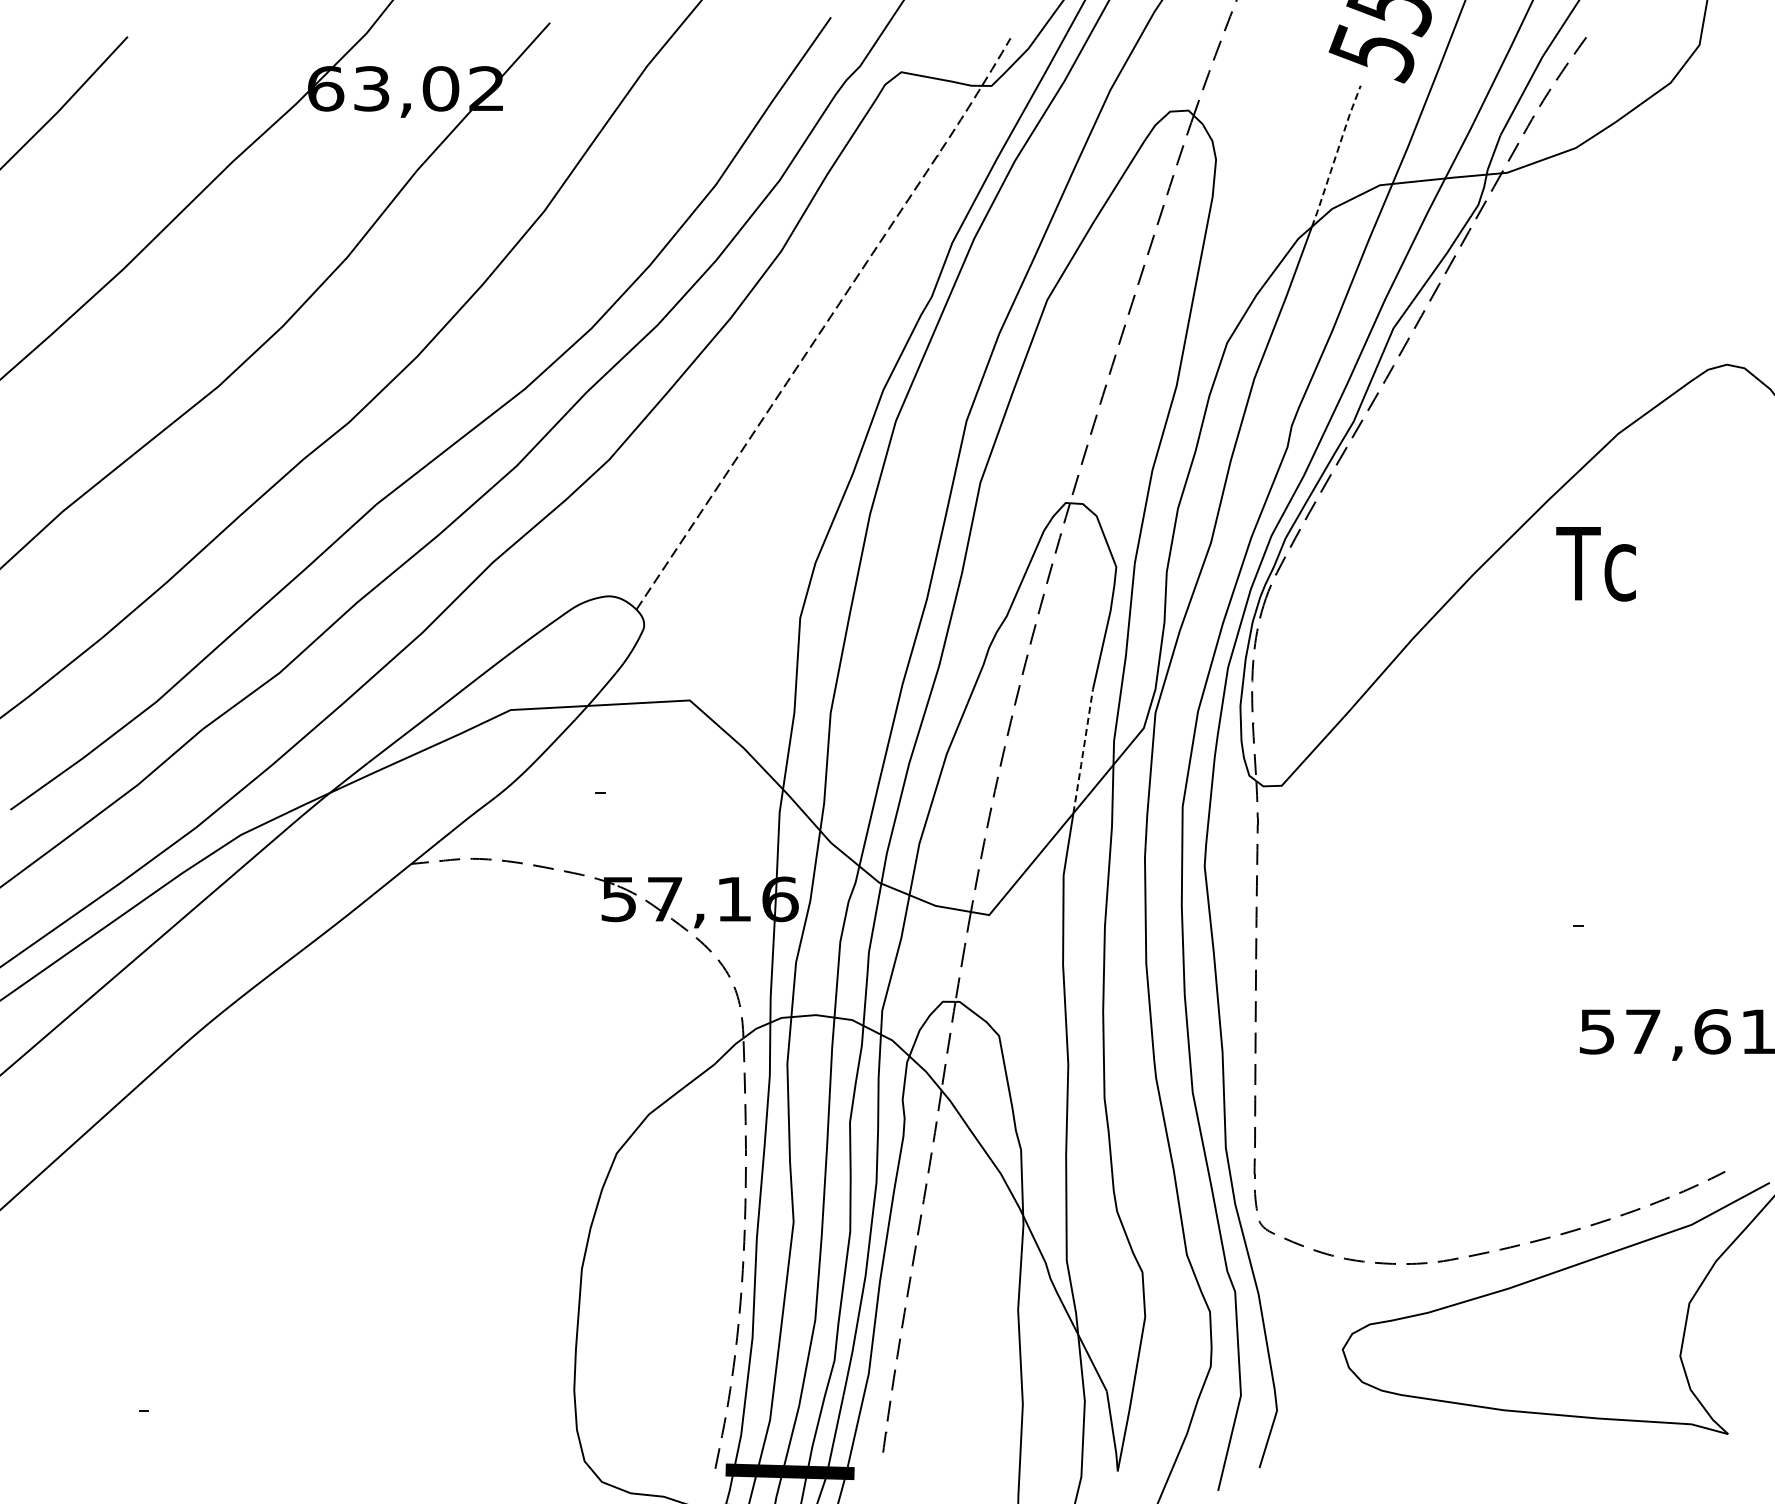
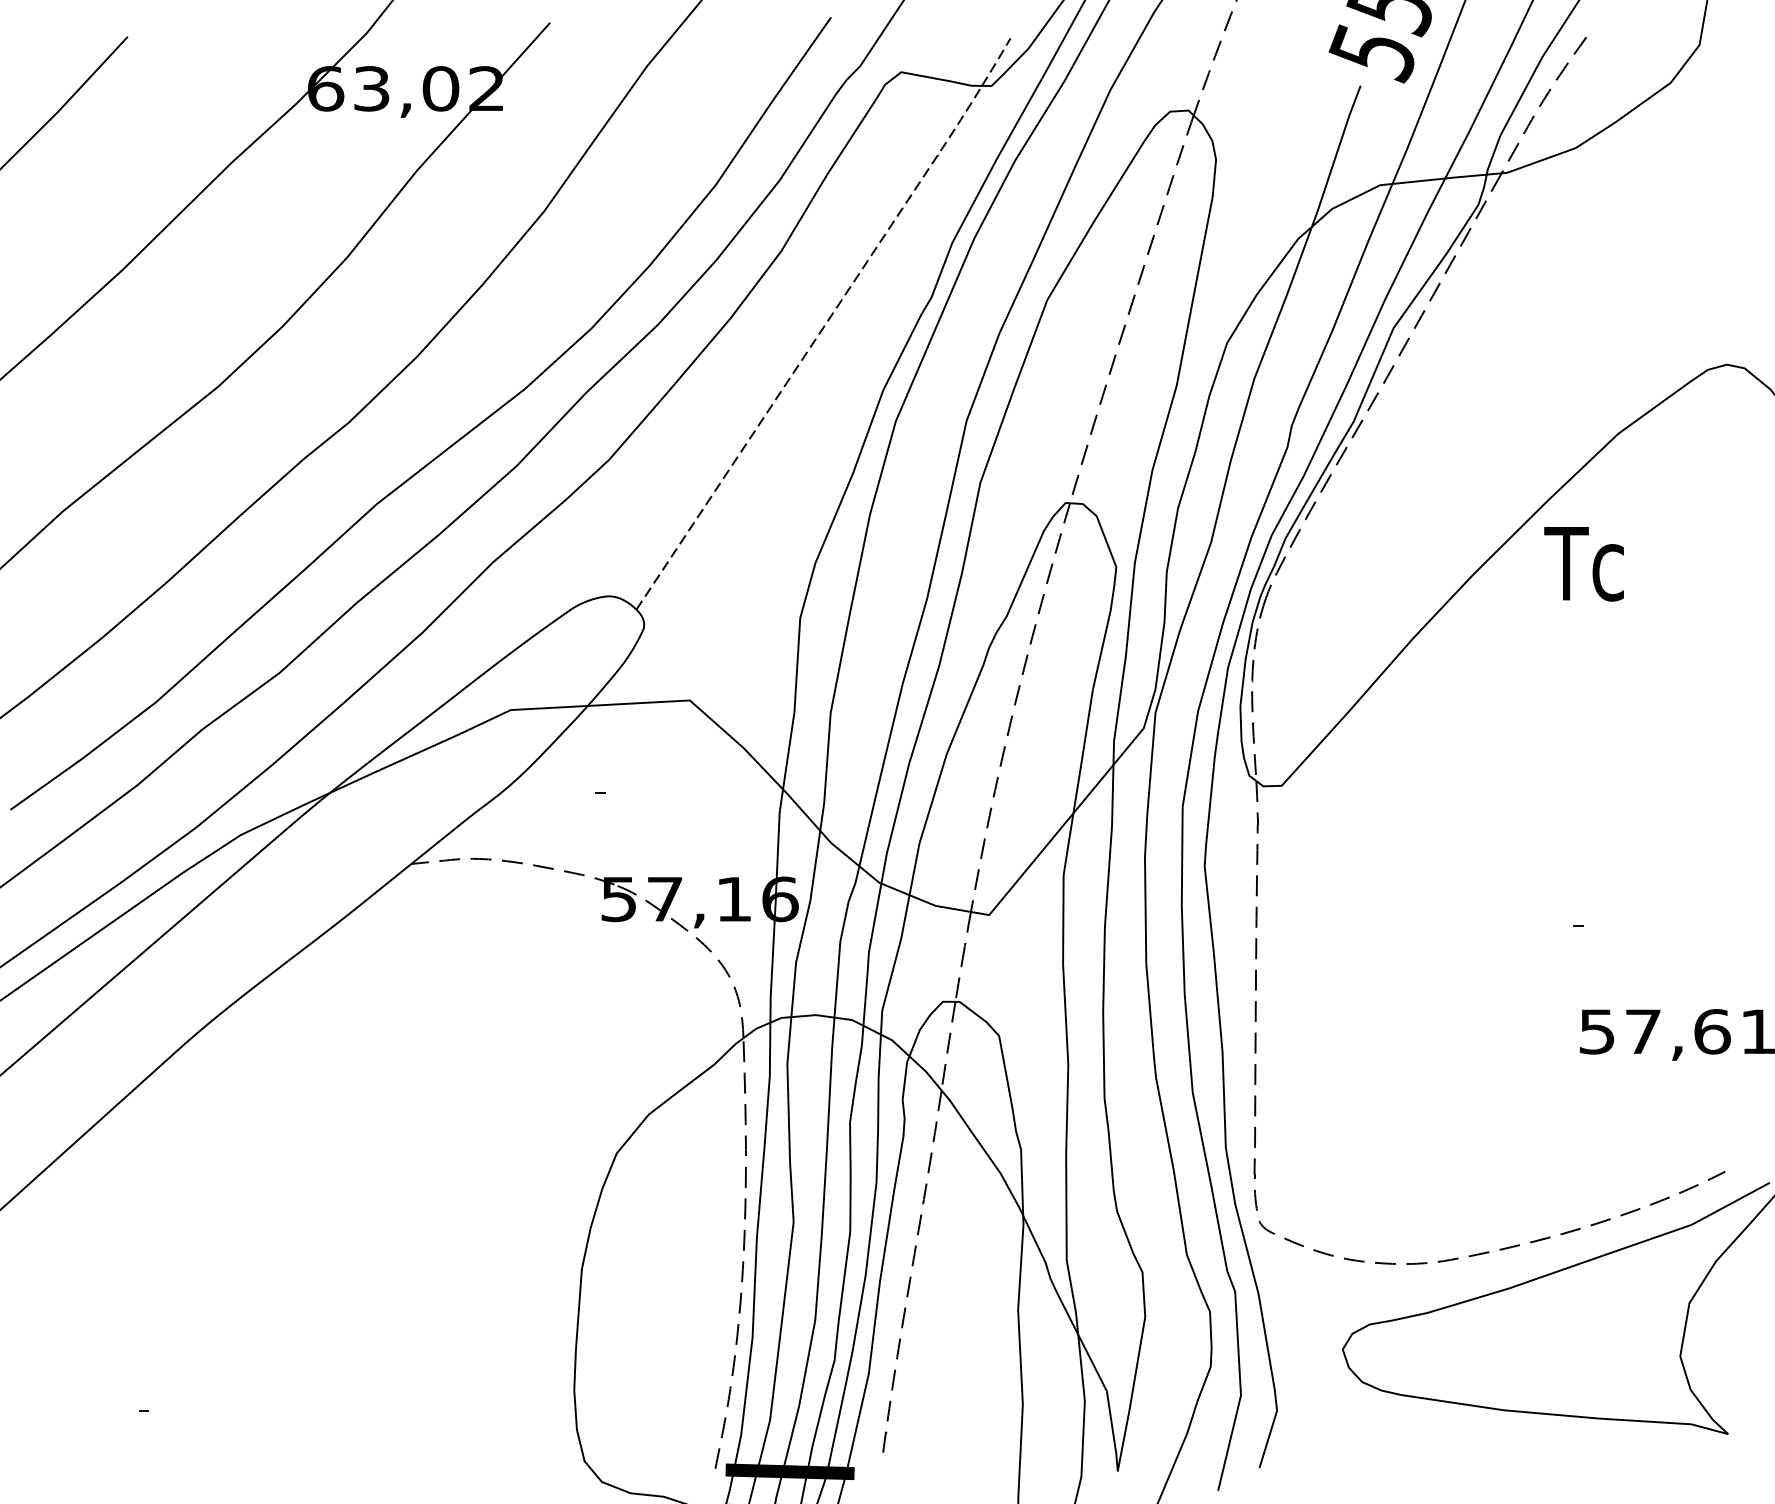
line: dashed -> solid (1336, 155)
text position: (1595, 564) -> (1583, 564) (1583, 564)
line: dashed -> solid (1083, 751)
